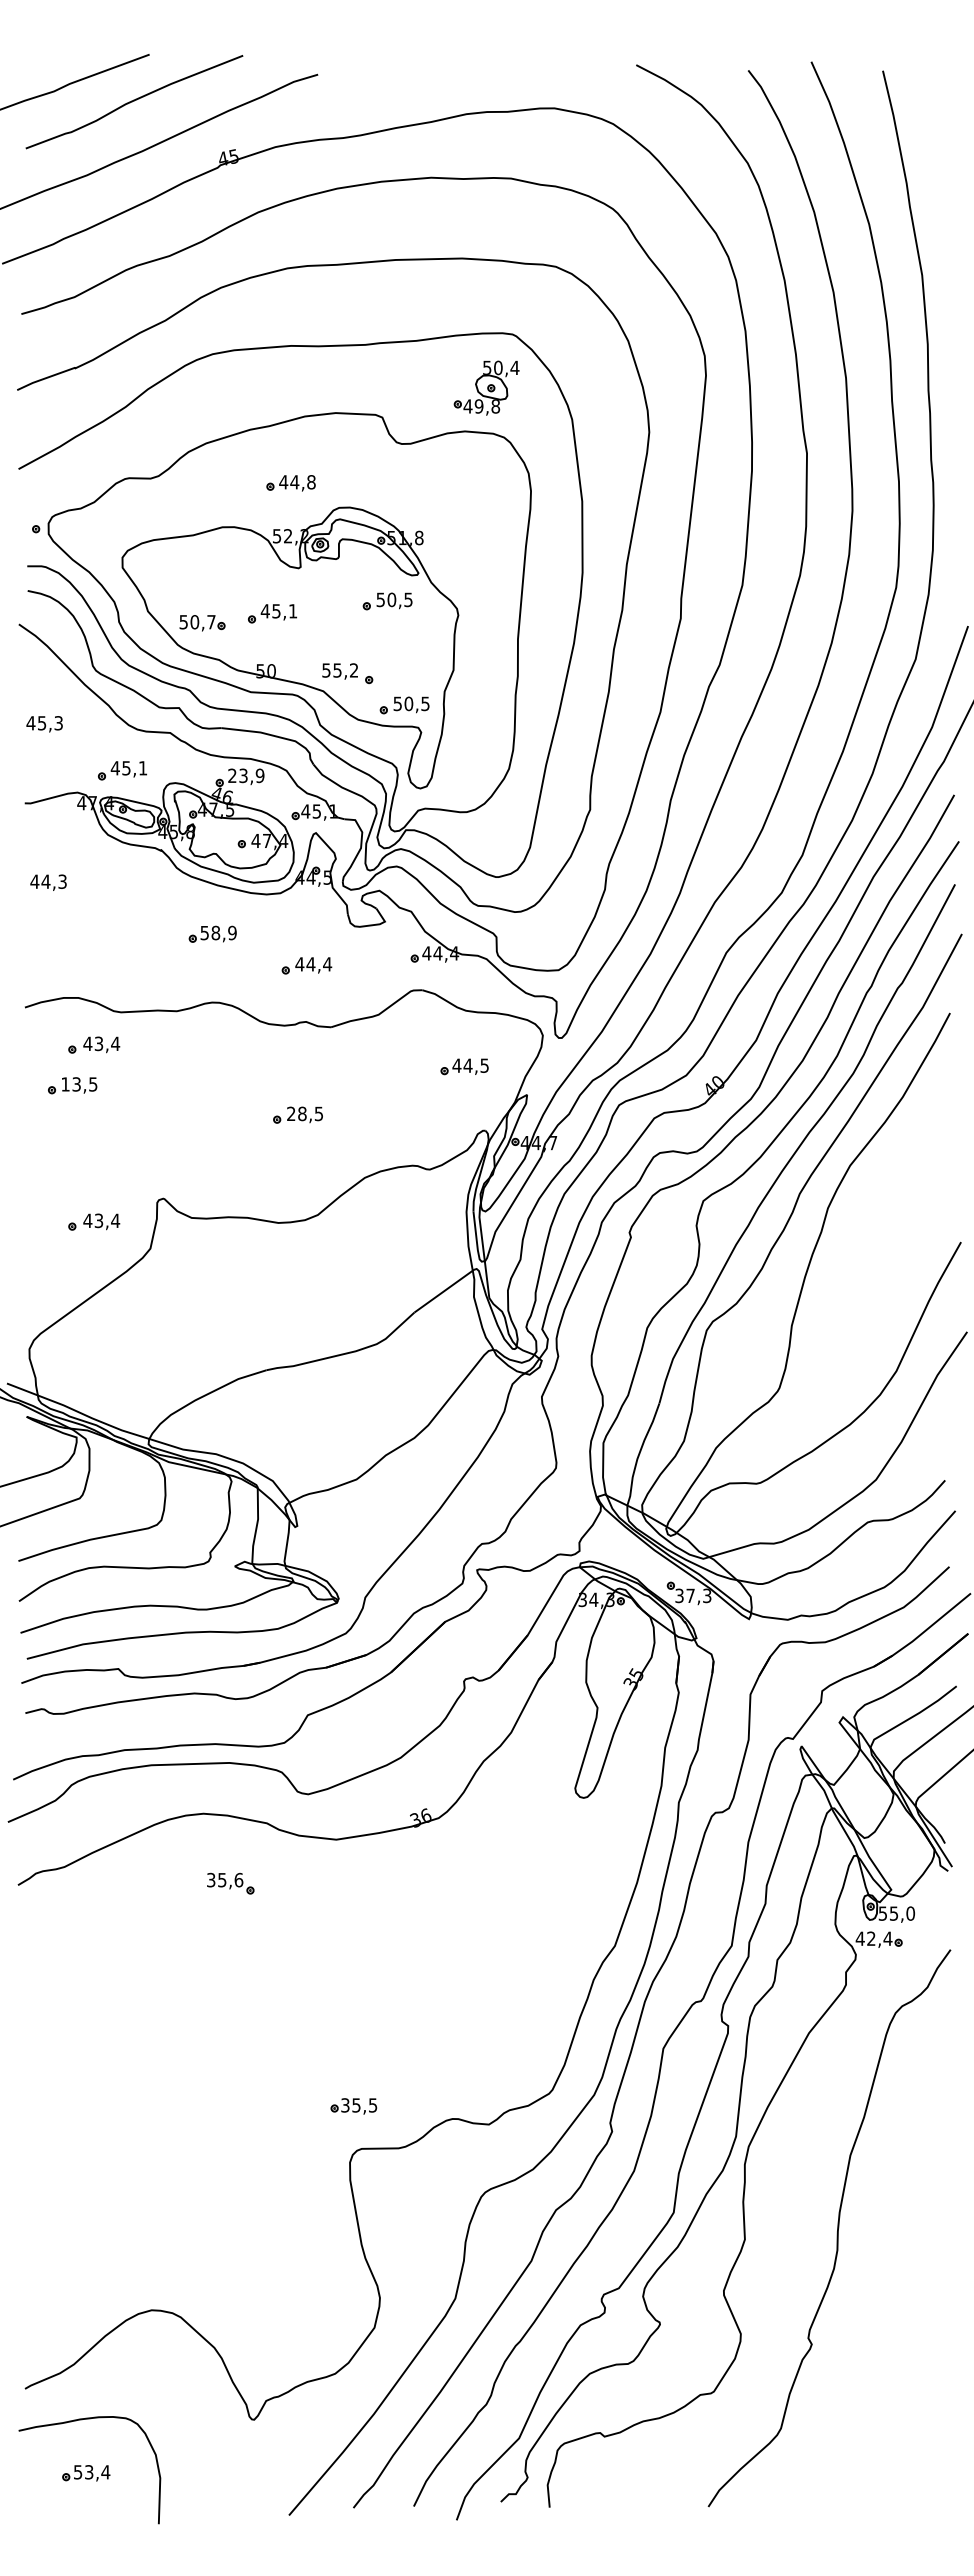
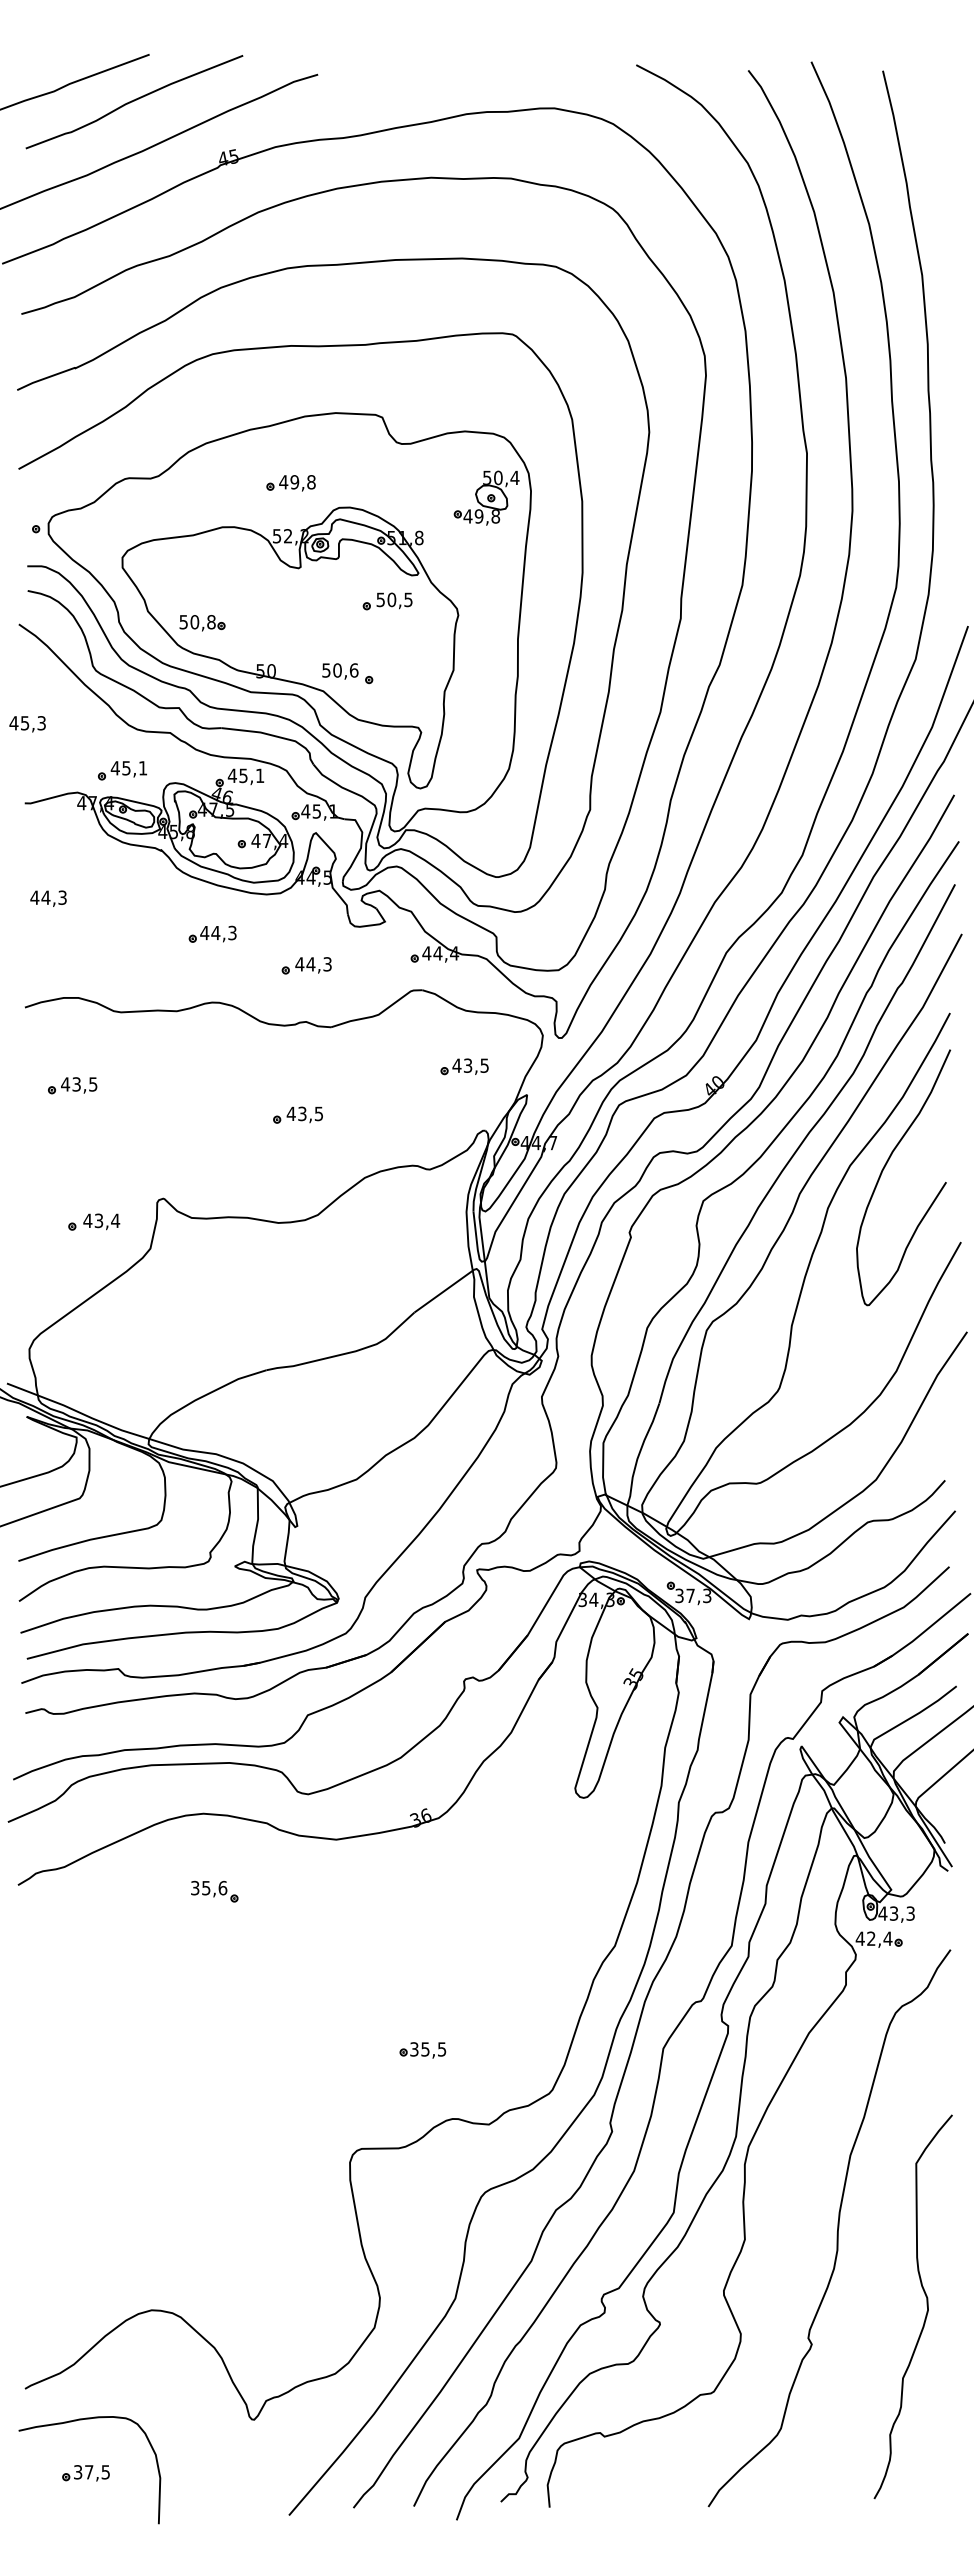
part position: (486, 387) -> (486, 497) (486, 497)
text: 44,8 -> 49,8 (294, 482)
part: present -> none (272, 613)
text: 50,7 -> 50,8 (211, 622)
text: 55,2 -> 50,6 (345, 670)
part: present -> none (404, 705)
text position: (44, 724) -> (27, 724) (27, 724)
text: 23,9 -> 45,1 (245, 775)
text position: (48, 882) -> (48, 898) (48, 898)
text: 58,9 -> 44,3 (218, 932)
text: 44,4 -> 44,3 (327, 964)
part: present -> none (94, 1044)
text: 44,5 -> 43,5 (467, 1065)
text: 13,5 -> 43,5 (65, 1084)
text: 28,5 -> 43,5 (296, 1113)
curve: none -> present (885, 1167)
part position: (230, 1883) -> (214, 1891) (214, 1891)
text: 55,0 -> 43,3 (896, 1913)
part position: (353, 2106) -> (422, 2050) (422, 2050)
curve: none -> present (926, 2306)
text: 53,4 -> 37,5 (92, 2472)
